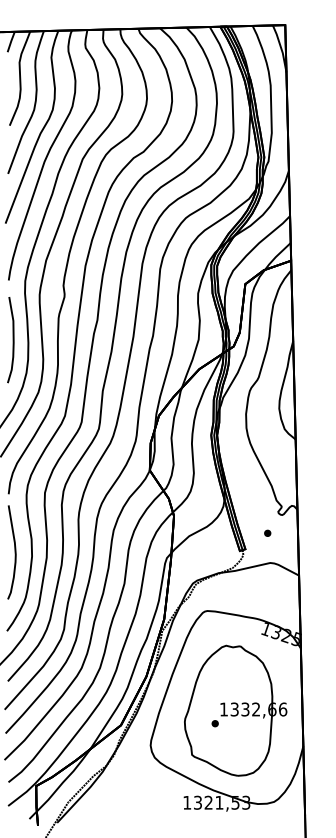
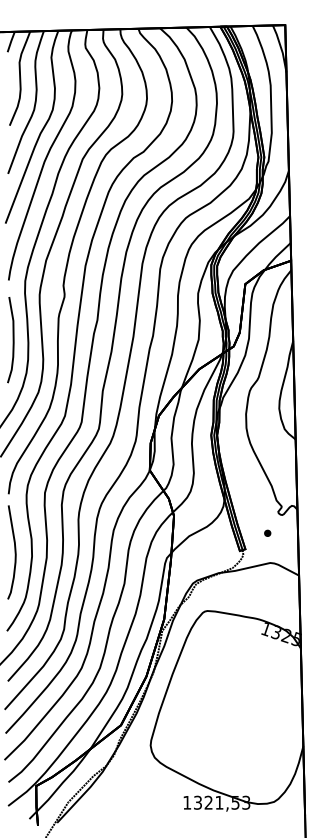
part: present -> none (235, 710)
